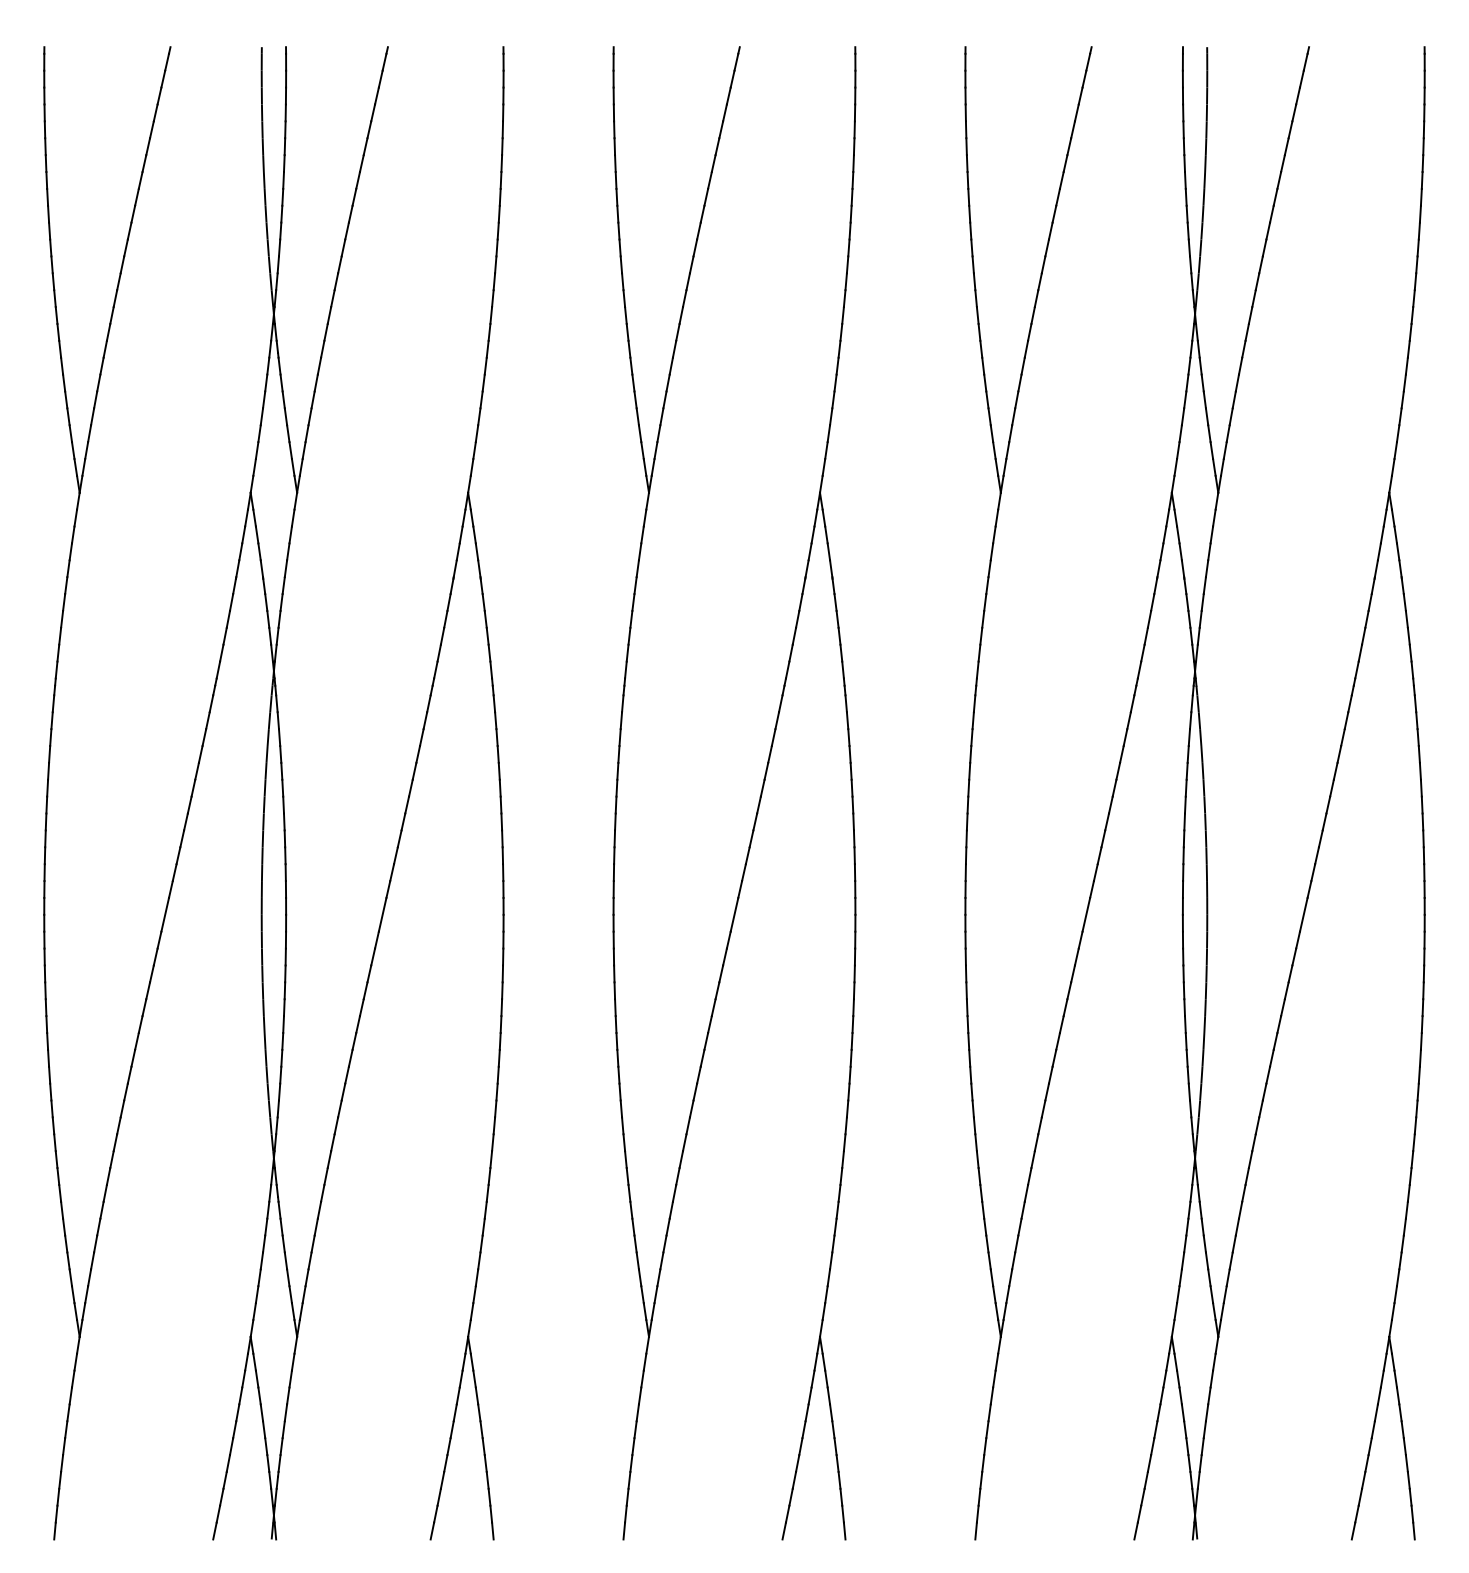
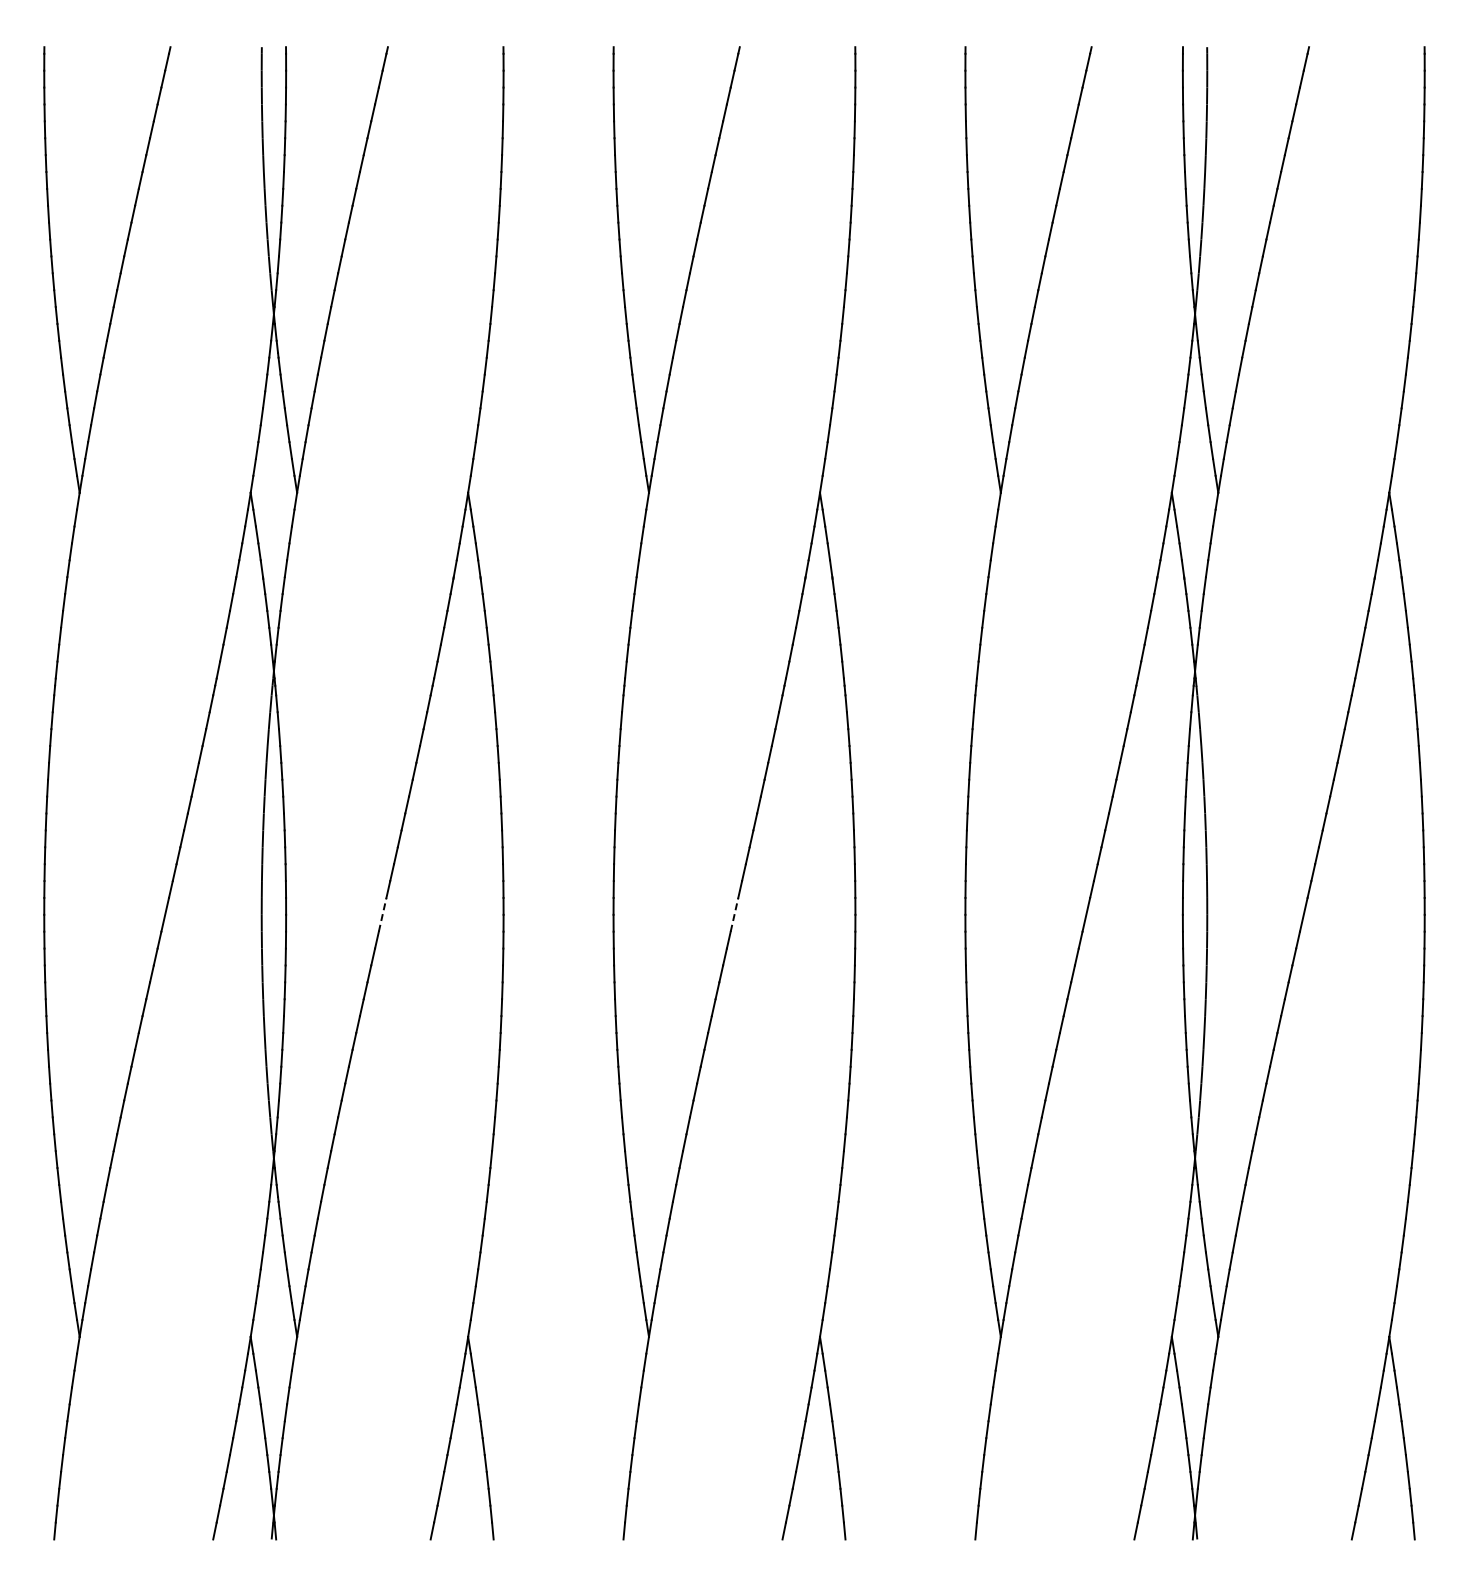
line: solid -> dashed (382, 914)
line: solid -> dashed (734, 914)
